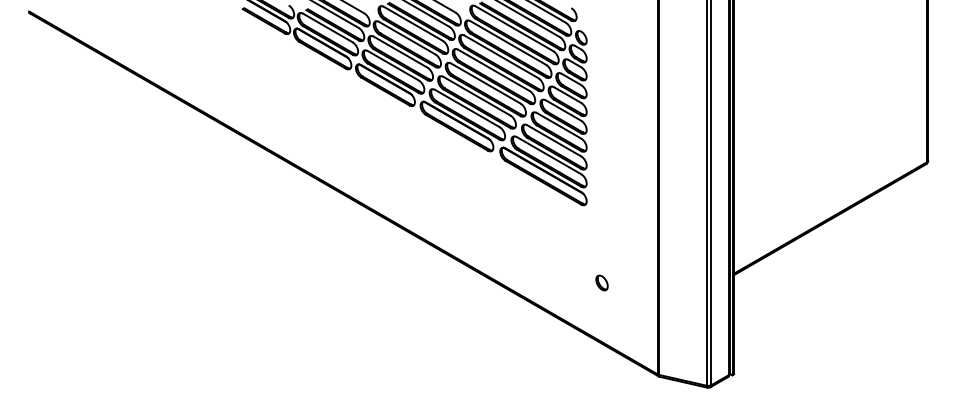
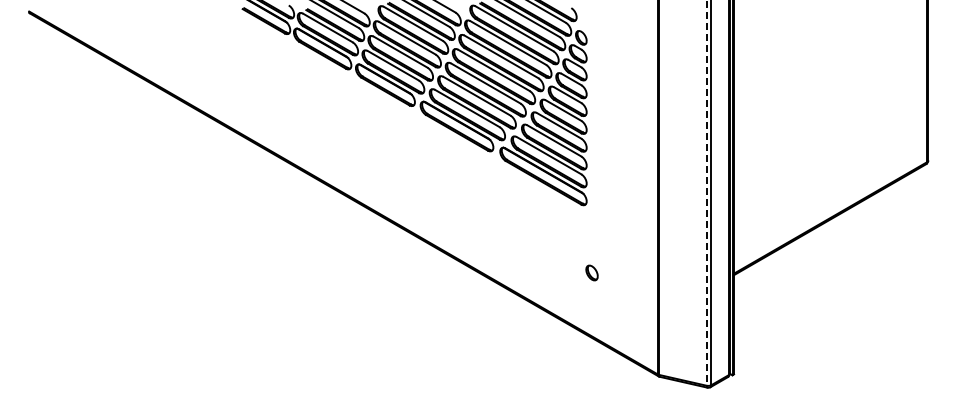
line: solid -> dashed (706, 193)
part position: (601, 282) -> (591, 272) (591, 272)
